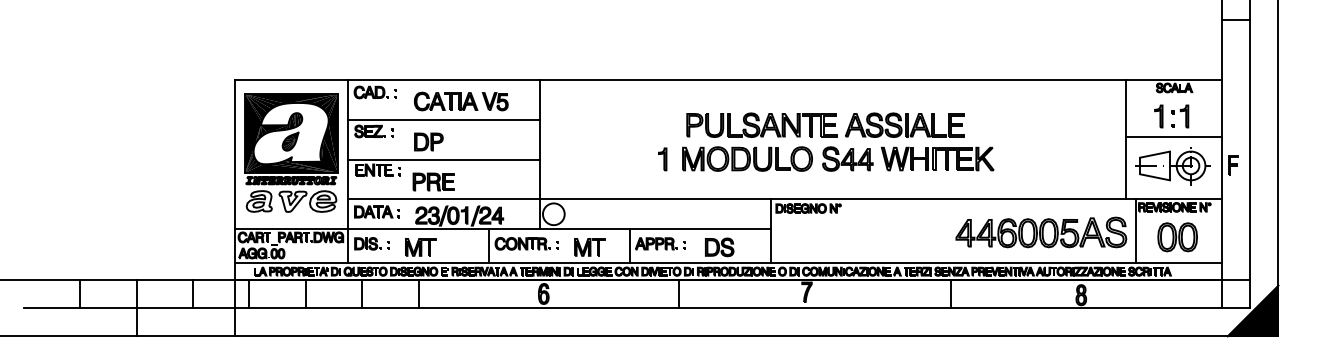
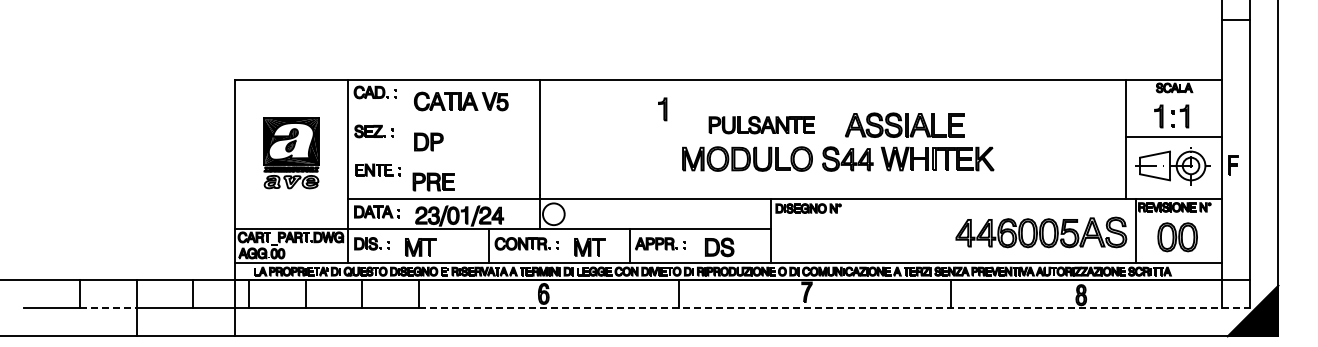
line: present -> none (443, 119)
part size: 152x26 px -> 107x19 px (761, 125)
part size: 95x120 px -> 57x73 px (291, 153)
line: present -> none (443, 159)
part position: (662, 159) -> (662, 109) (662, 109)
line: solid -> dashed (108, 308)
line: solid -> dashed (834, 308)
